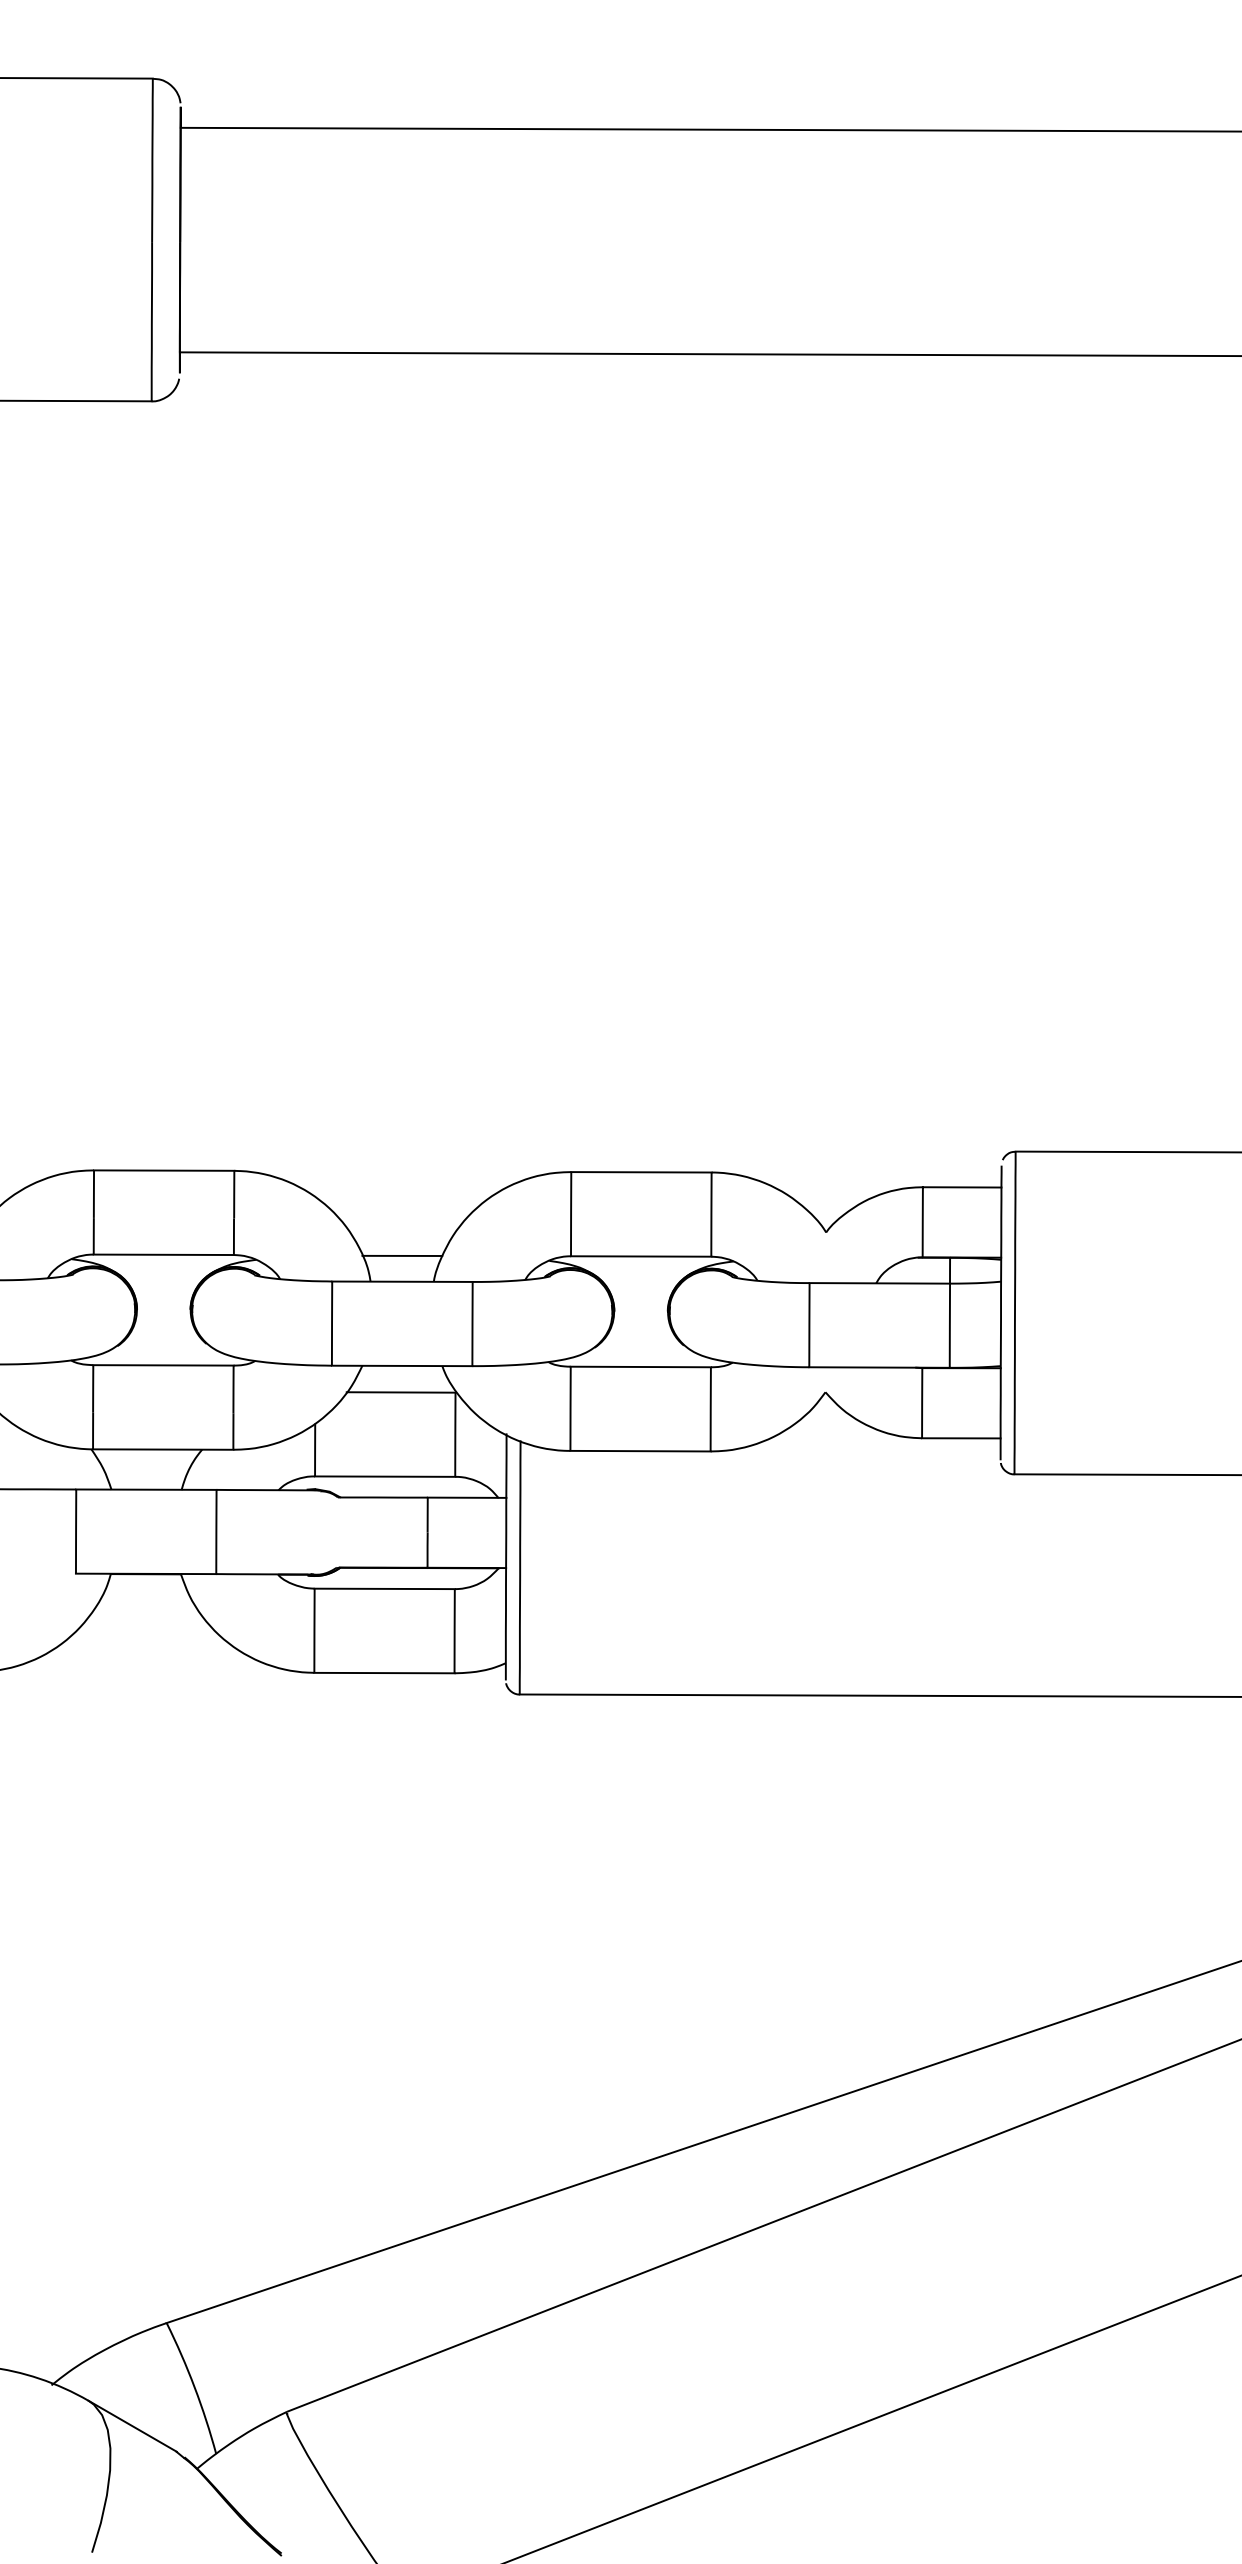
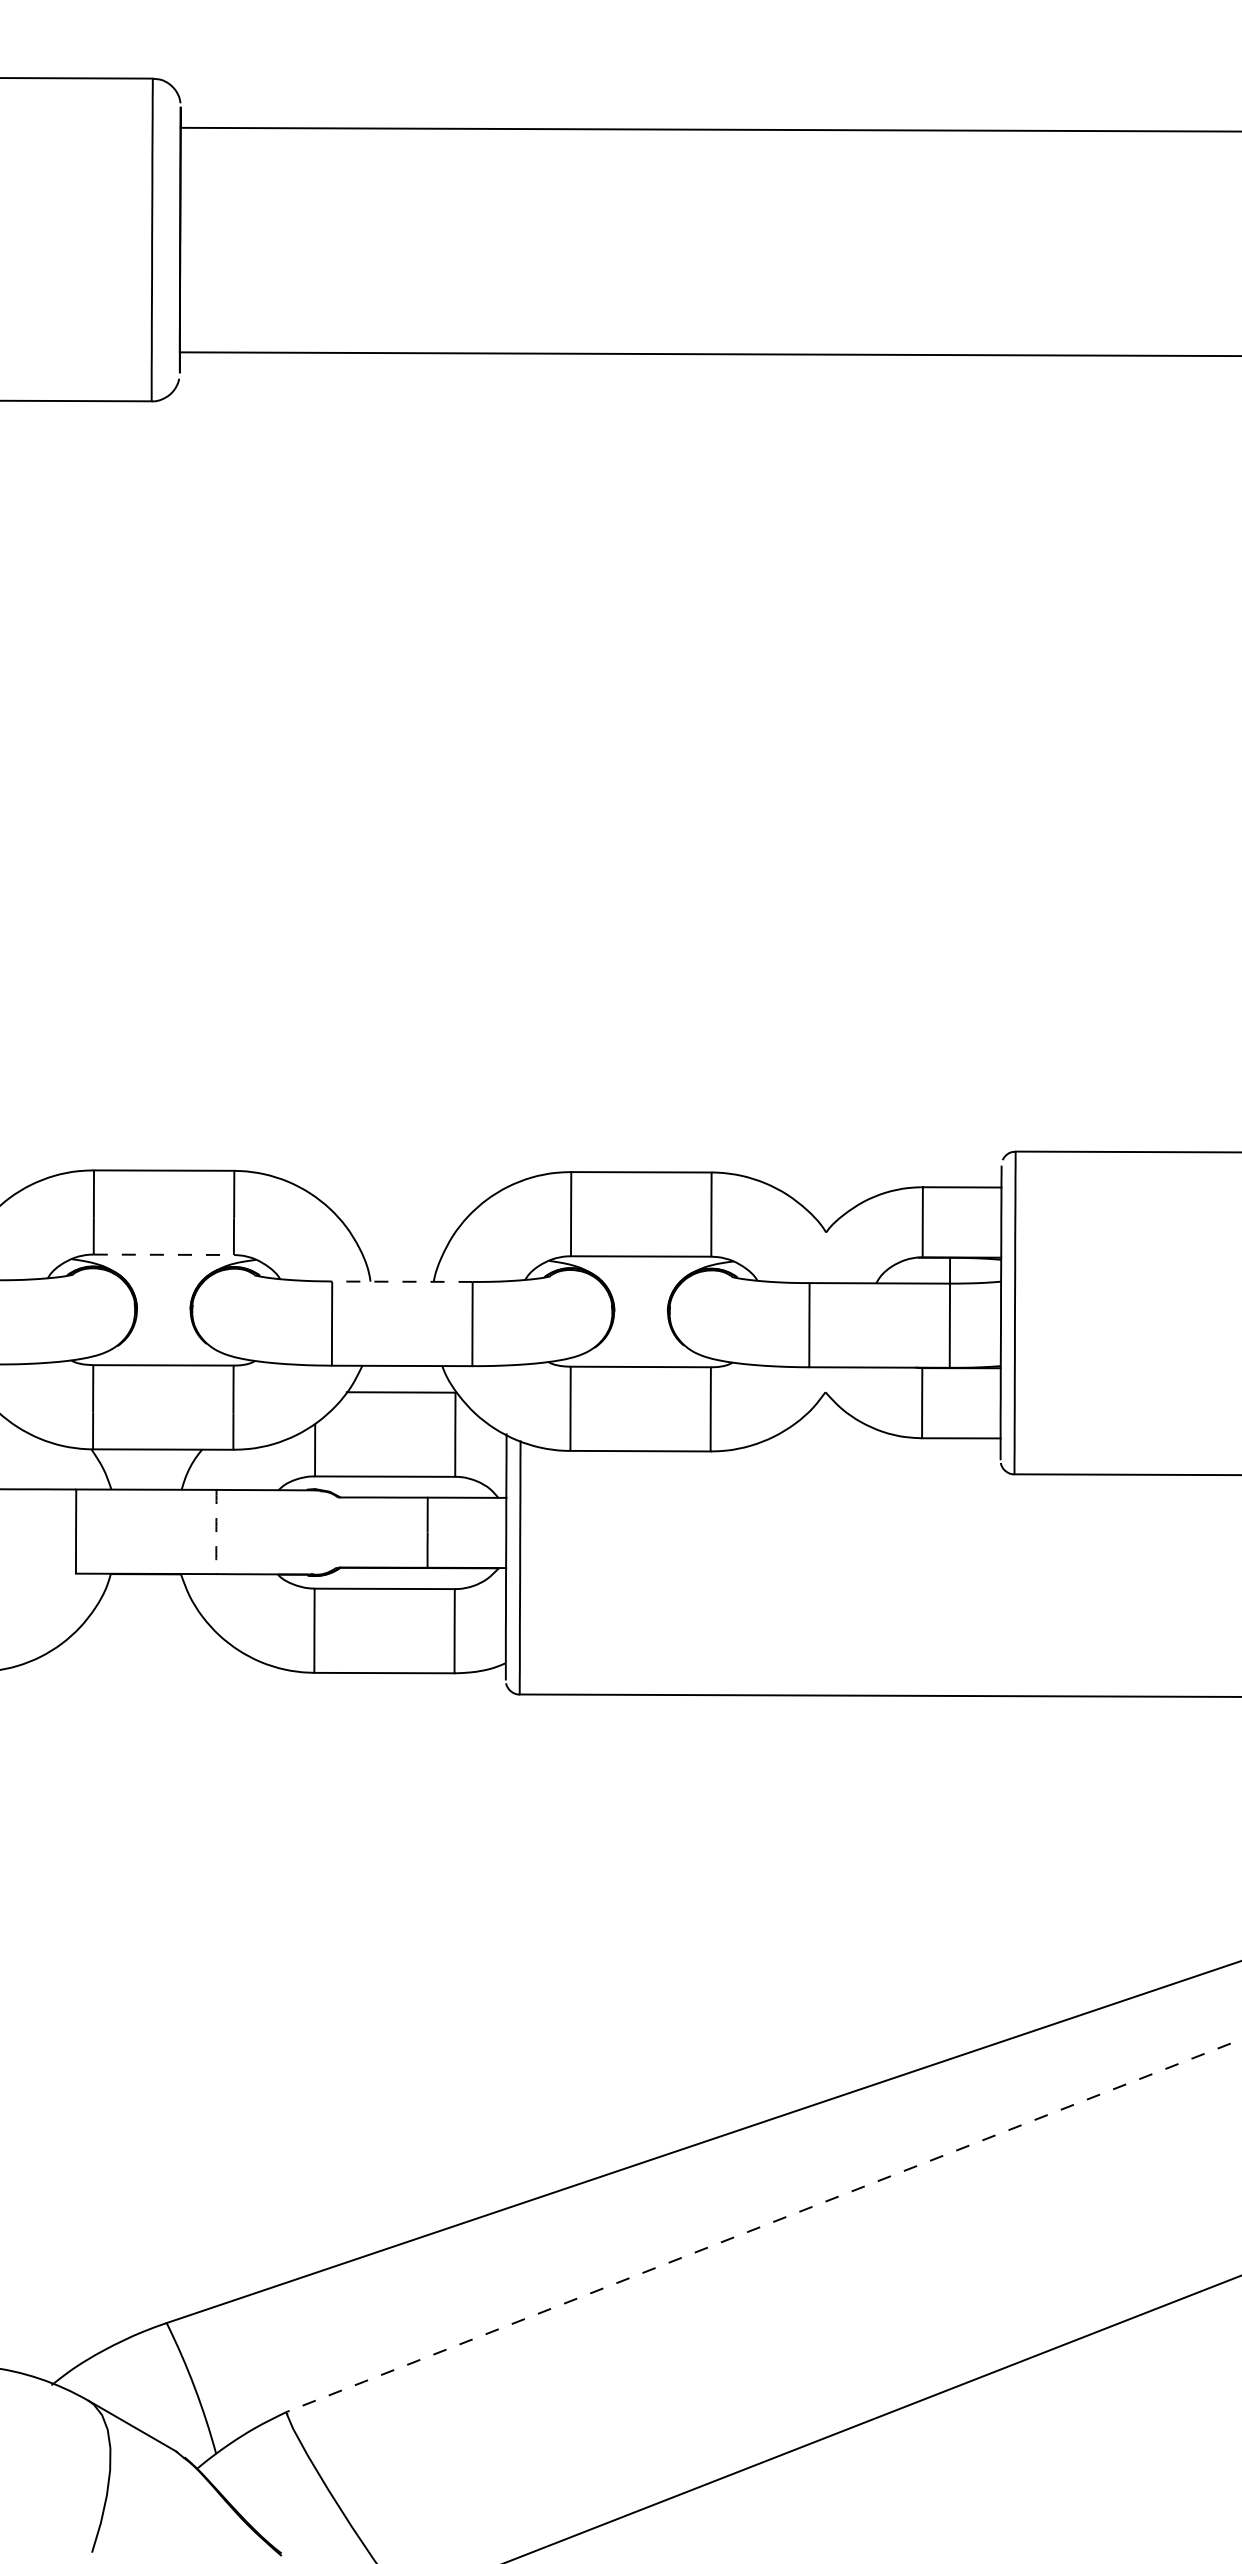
line: solid -> dashed (164, 1254)
line: present -> none (402, 1255)
line: solid -> dashed (401, 1281)
arc: solid -> dashed (216, 1532)
line: solid -> dashed (763, 2225)
